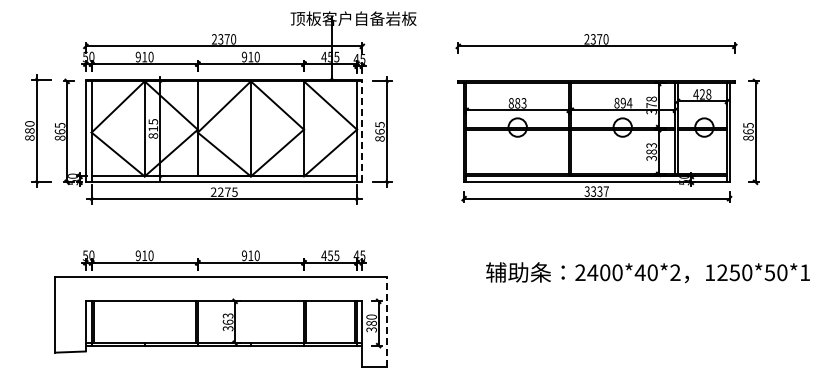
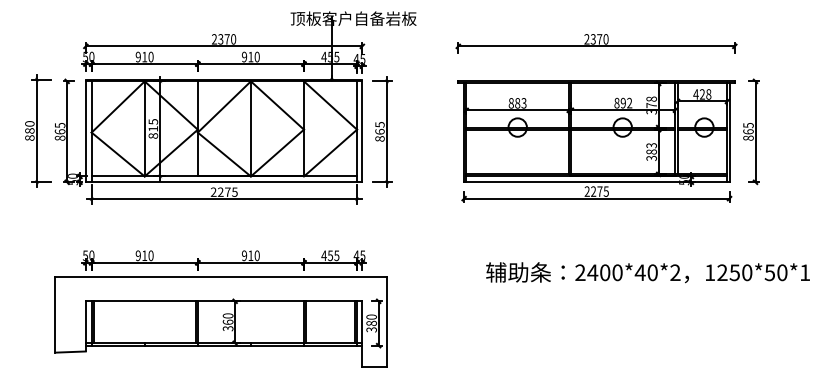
text: 894 -> 892 (629, 102)
line: dashed -> solid (362, 131)
text: 3337 -> 2275 (596, 191)
text: 363 -> 360 (228, 315)
line: dashed -> solid (386, 321)
